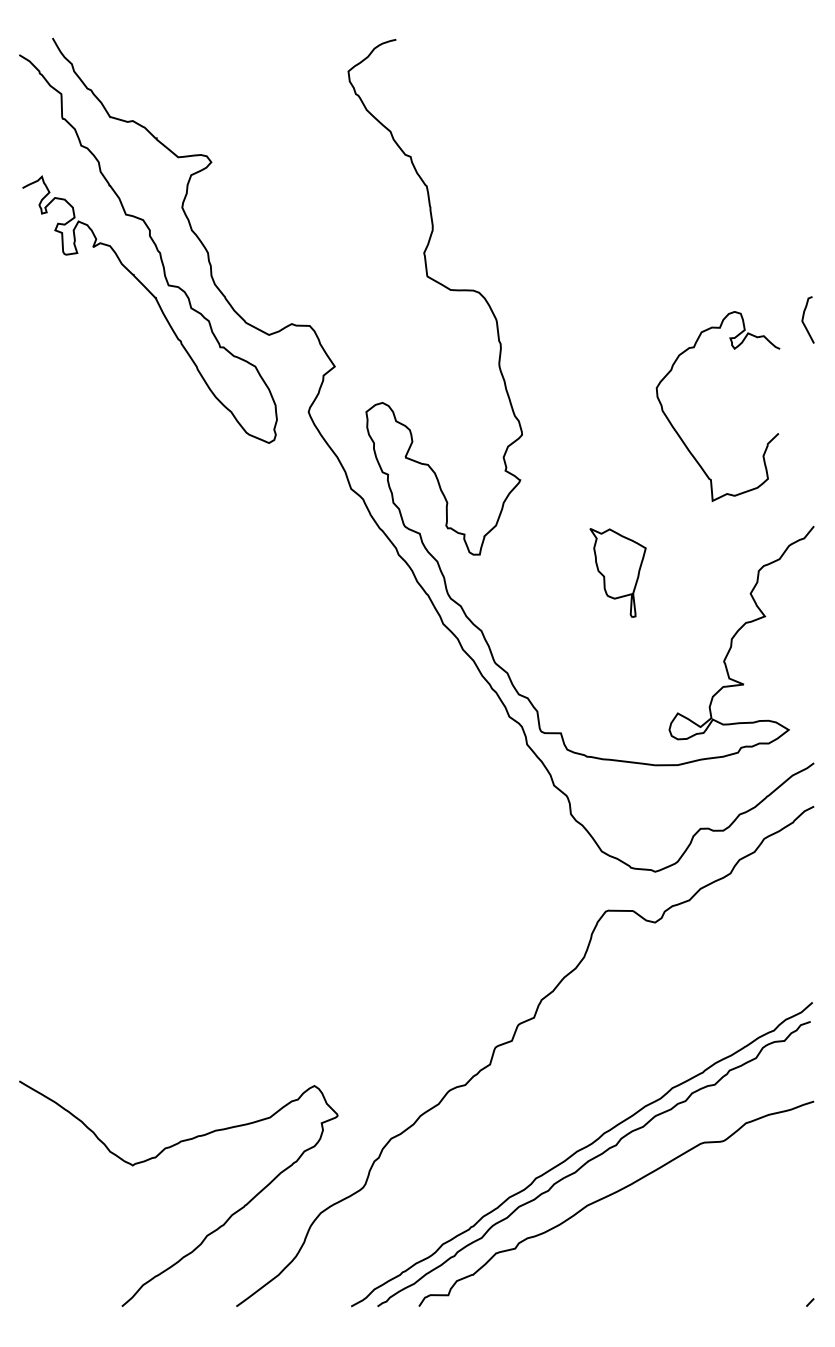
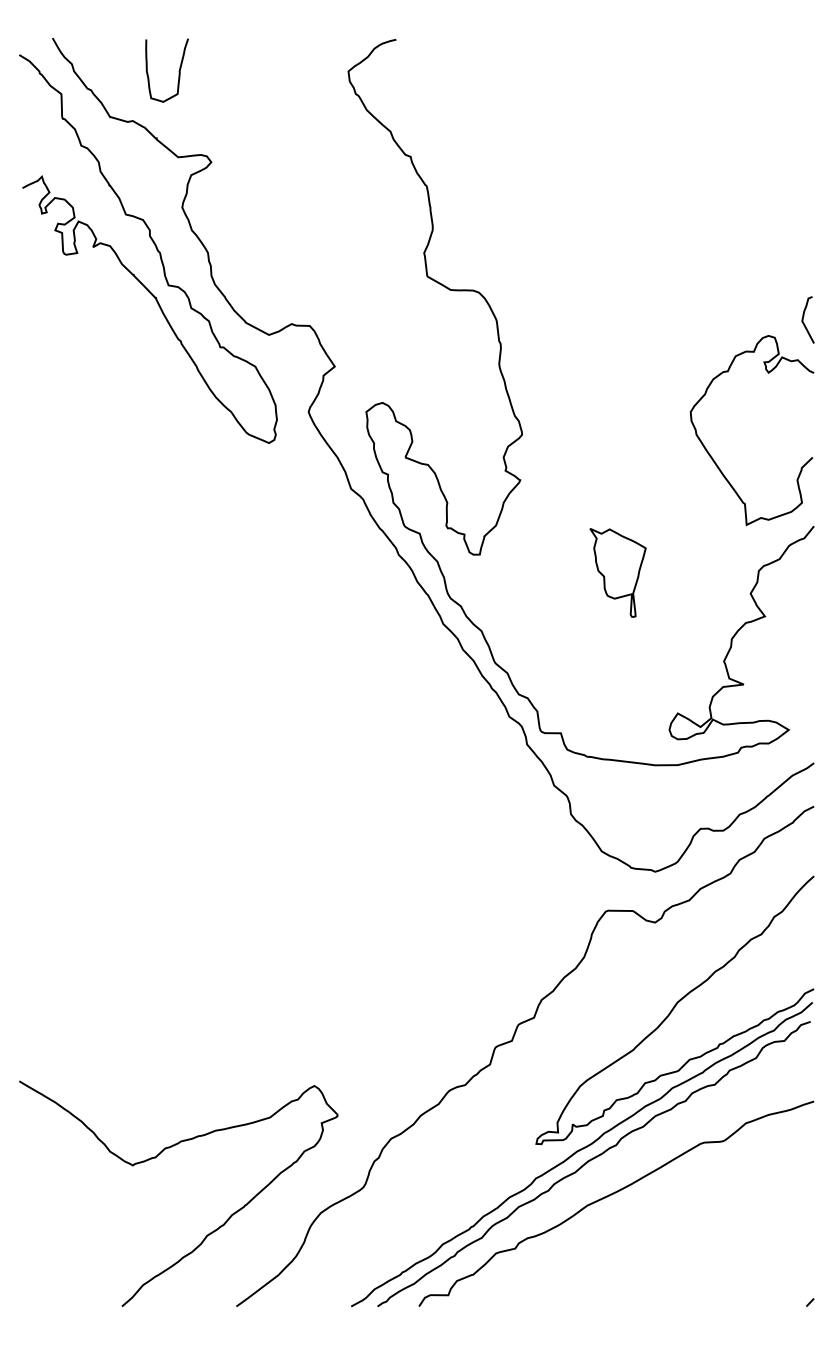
curve: none -> present (178, 71)
curve position: (677, 431) -> (711, 455) (711, 455)
curve: none -> present (673, 1010)
